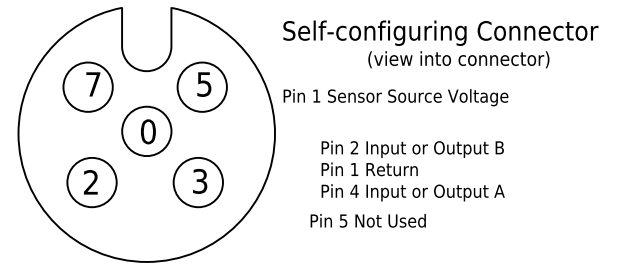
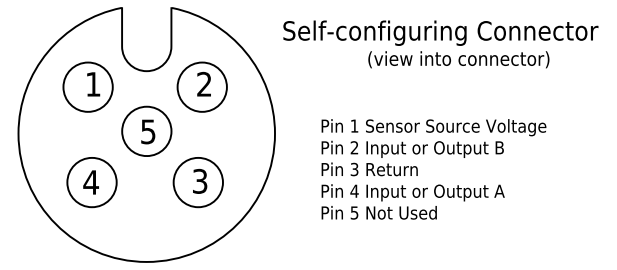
text: 5 -> 2 (204, 83)
text: 7 -> 1 (93, 84)
text position: (395, 97) -> (433, 127) (433, 127)
text: 0 -> 5 (147, 131)
text: 1 -> 3 (354, 169)
text: 2 -> 4 (90, 182)
text position: (367, 220) -> (378, 212) (378, 212)
